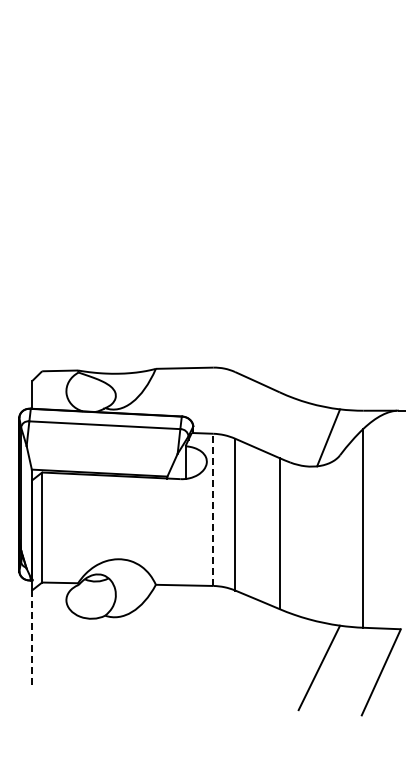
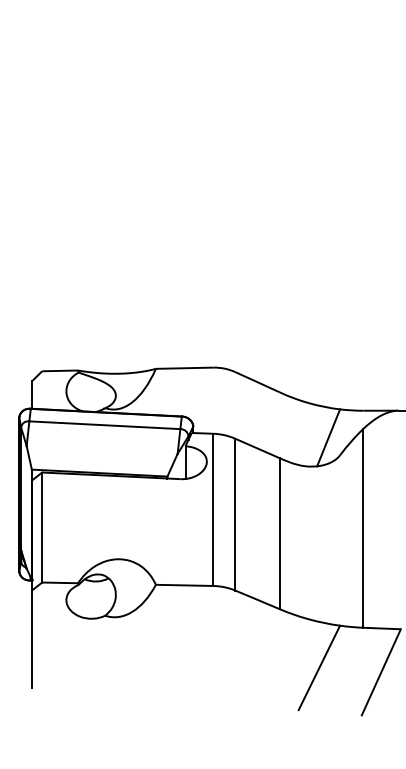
line: dashed -> solid (213, 509)
line: dashed -> solid (32, 639)
